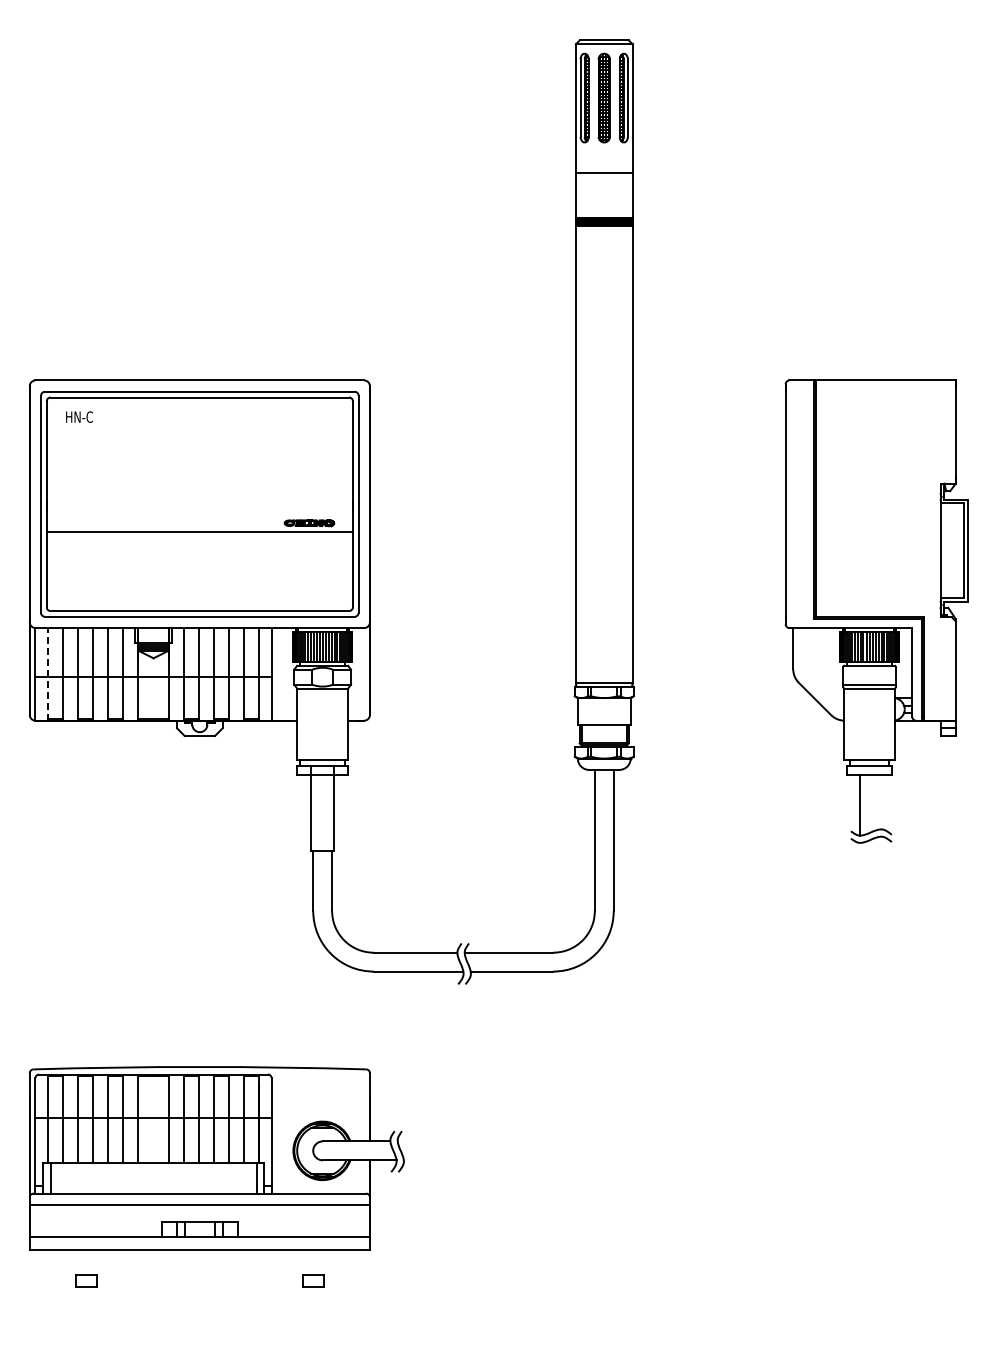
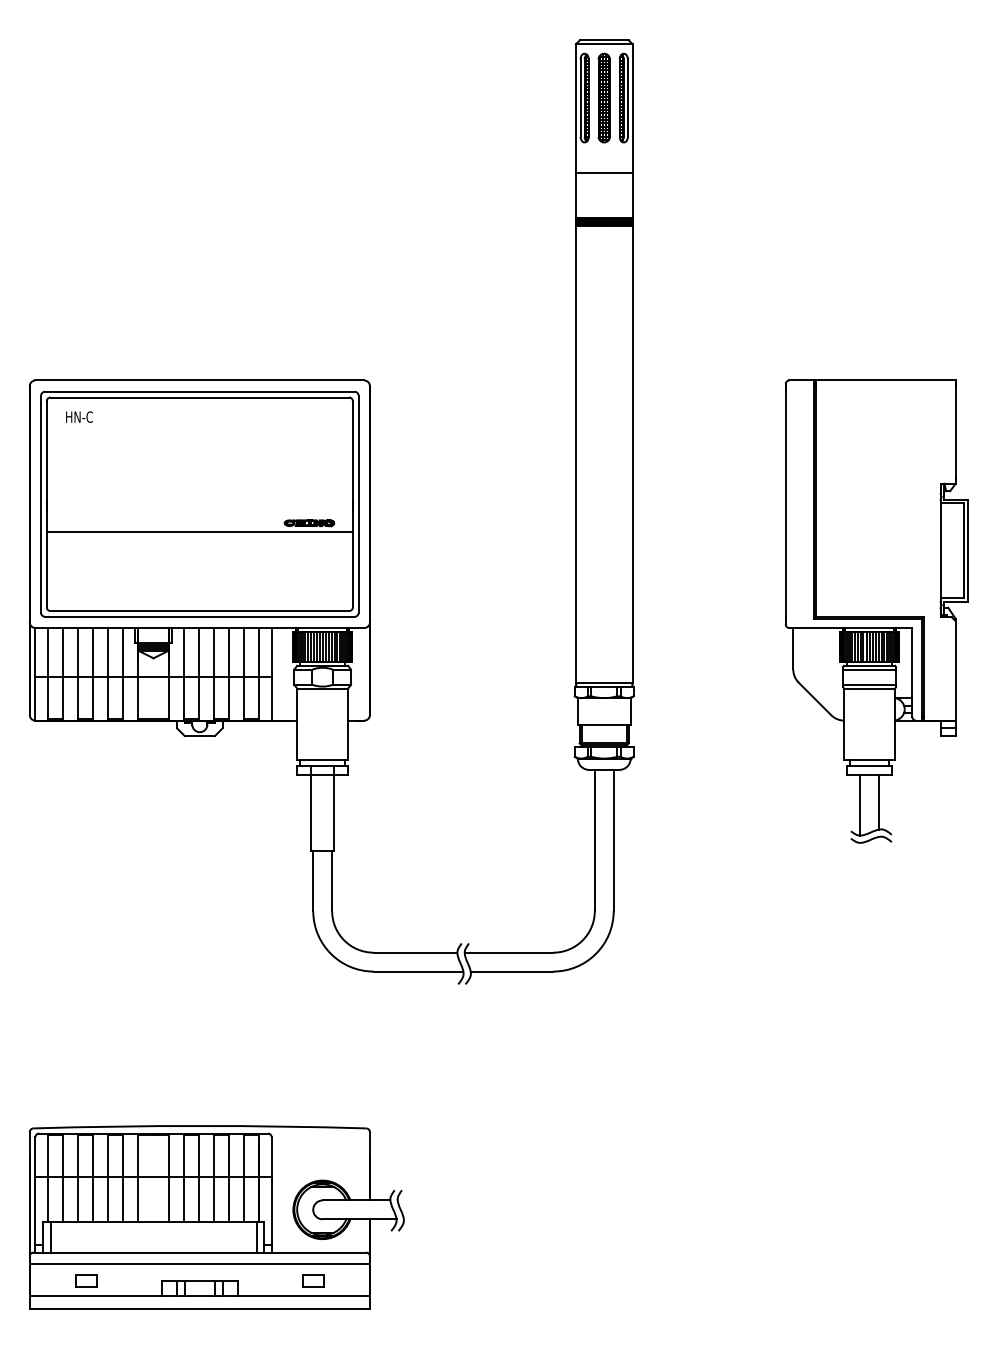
line: none -> present (869, 669)
line: dashed -> solid (47, 673)
line: none -> present (879, 802)
part position: (216, 1158) -> (216, 1217) (216, 1217)
